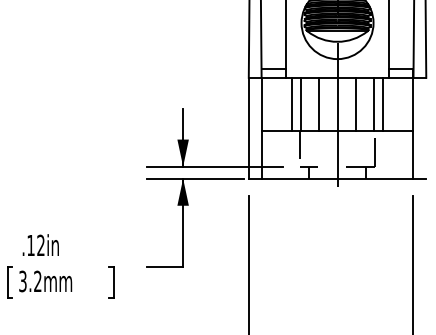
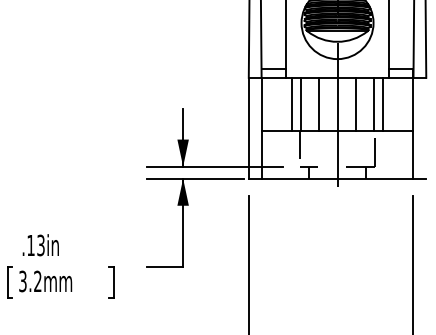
text: .12in -> .13in (40, 245)
